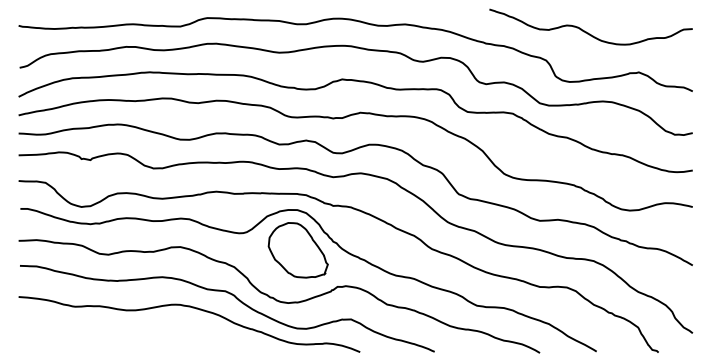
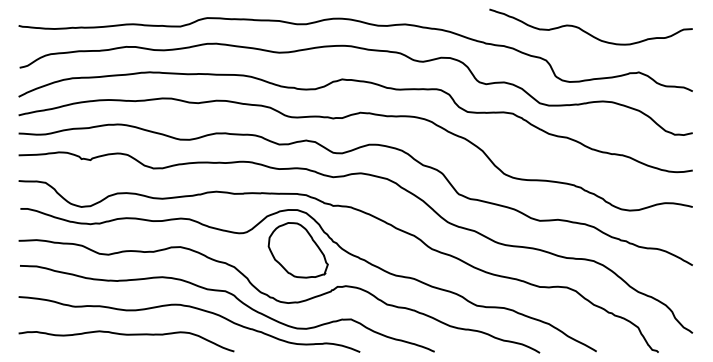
curve: none -> present (126, 335)
